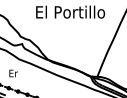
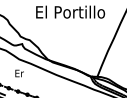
text position: (13, 73) -> (19, 73) (19, 73)
